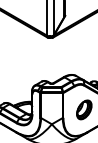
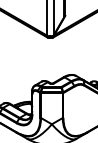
part: present -> none (84, 109)
